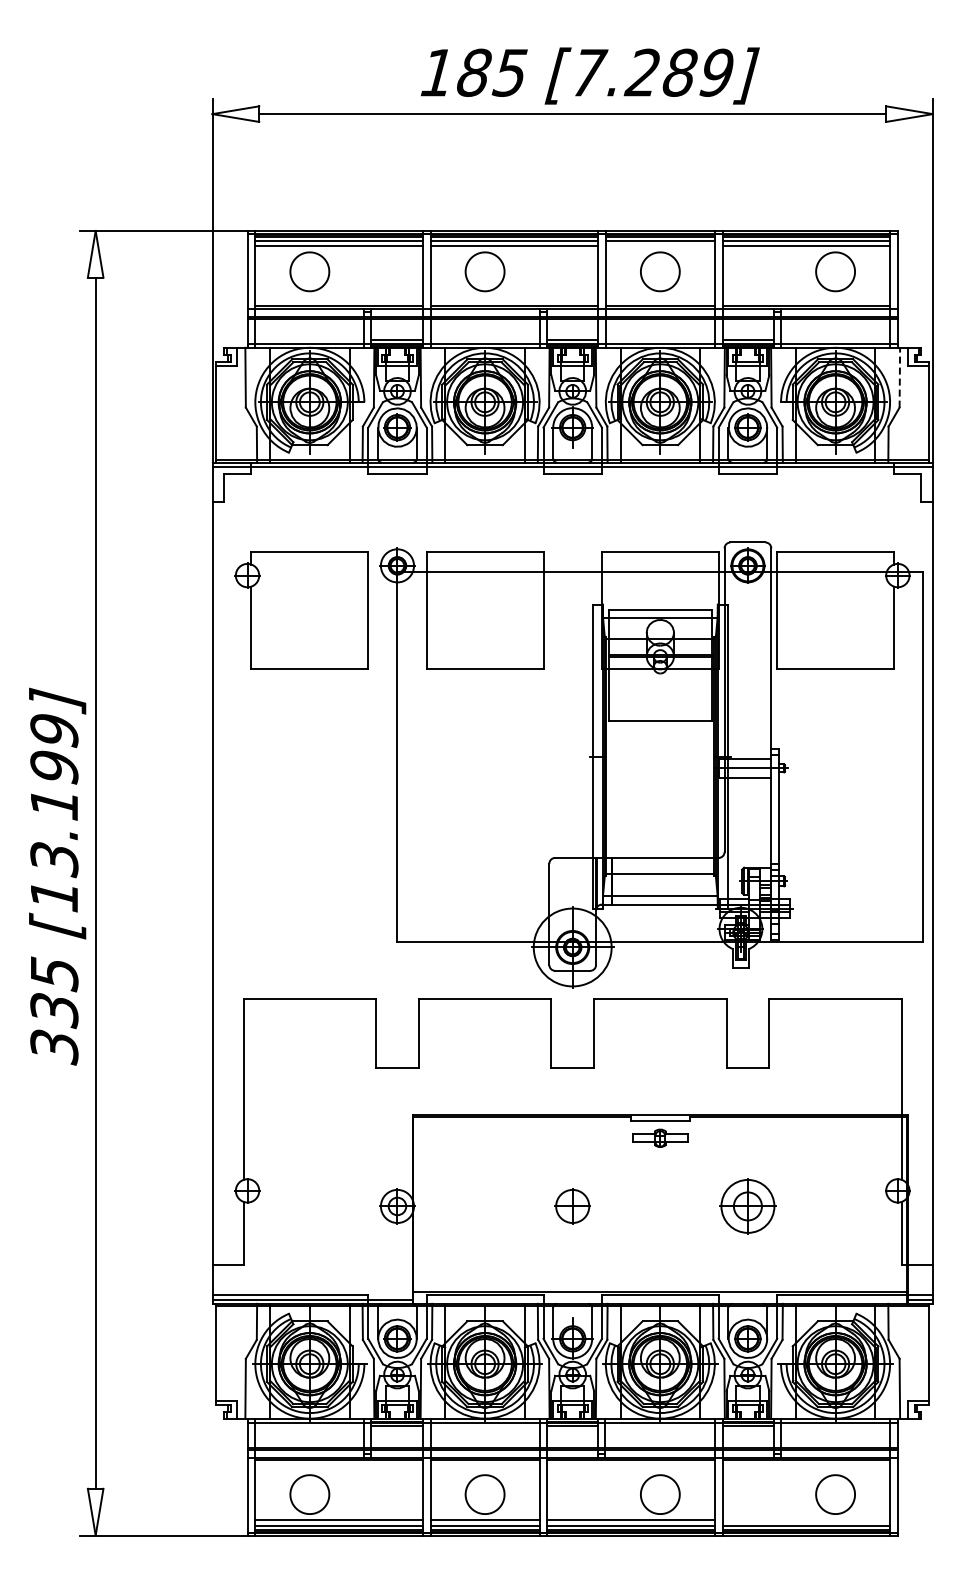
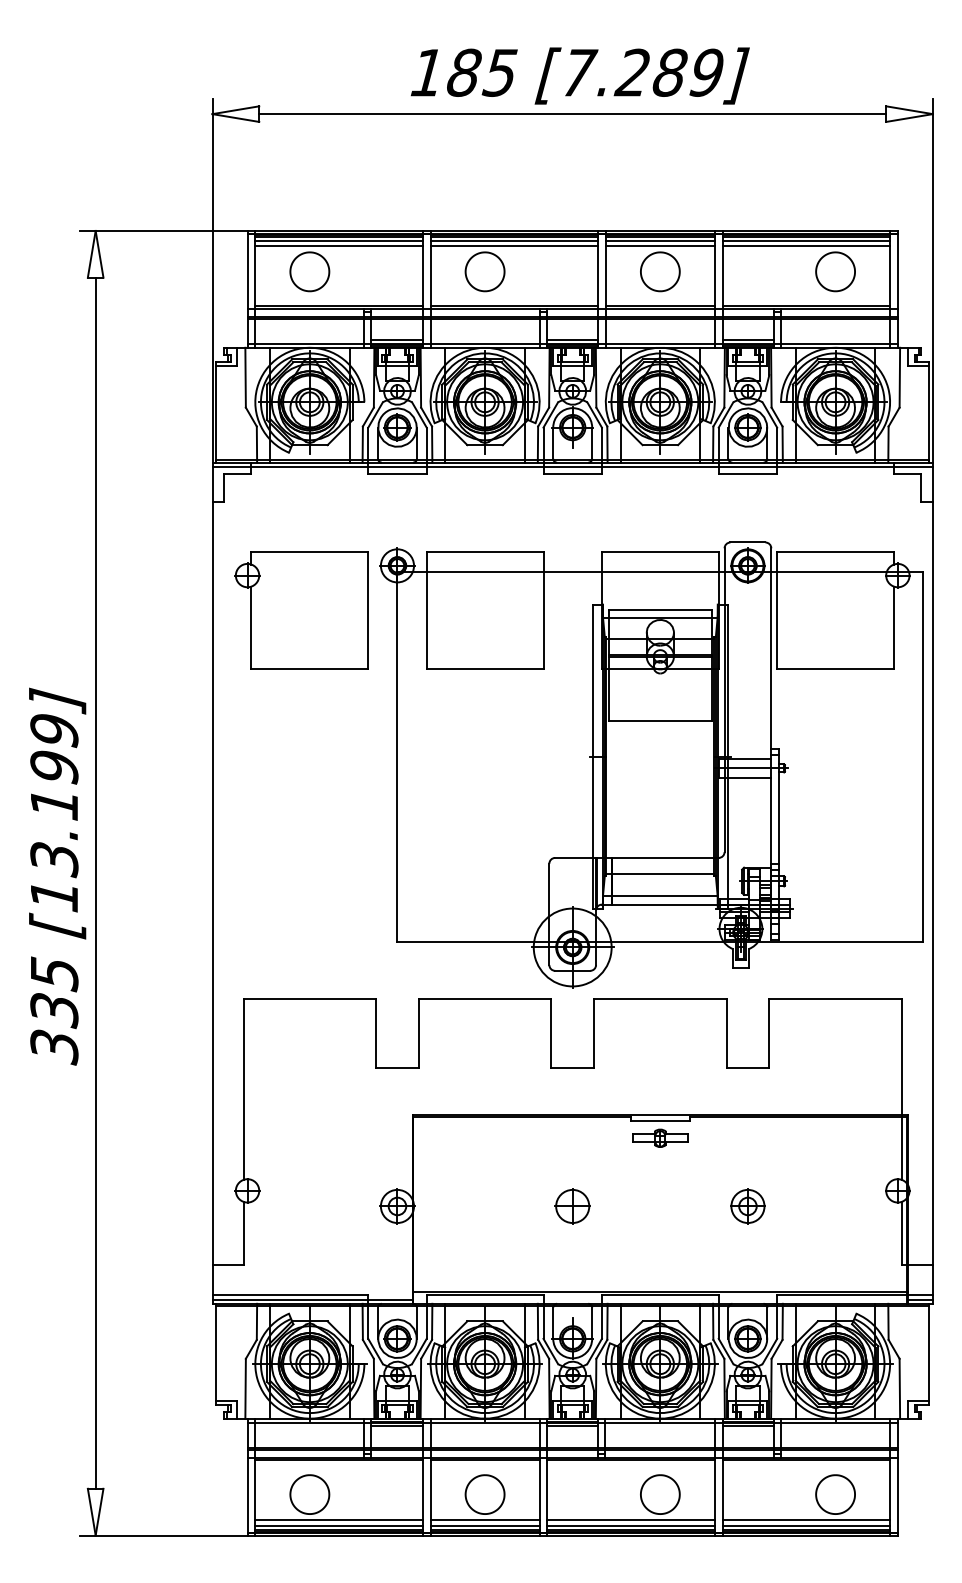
text position: (589, 75) -> (579, 75) (579, 75)
line: none -> present (659, 246)
line: dashed -> solid (899, 377)
part size: 58x57 px -> 36x37 px (747, 1206)
line: none -> present (806, 1520)
